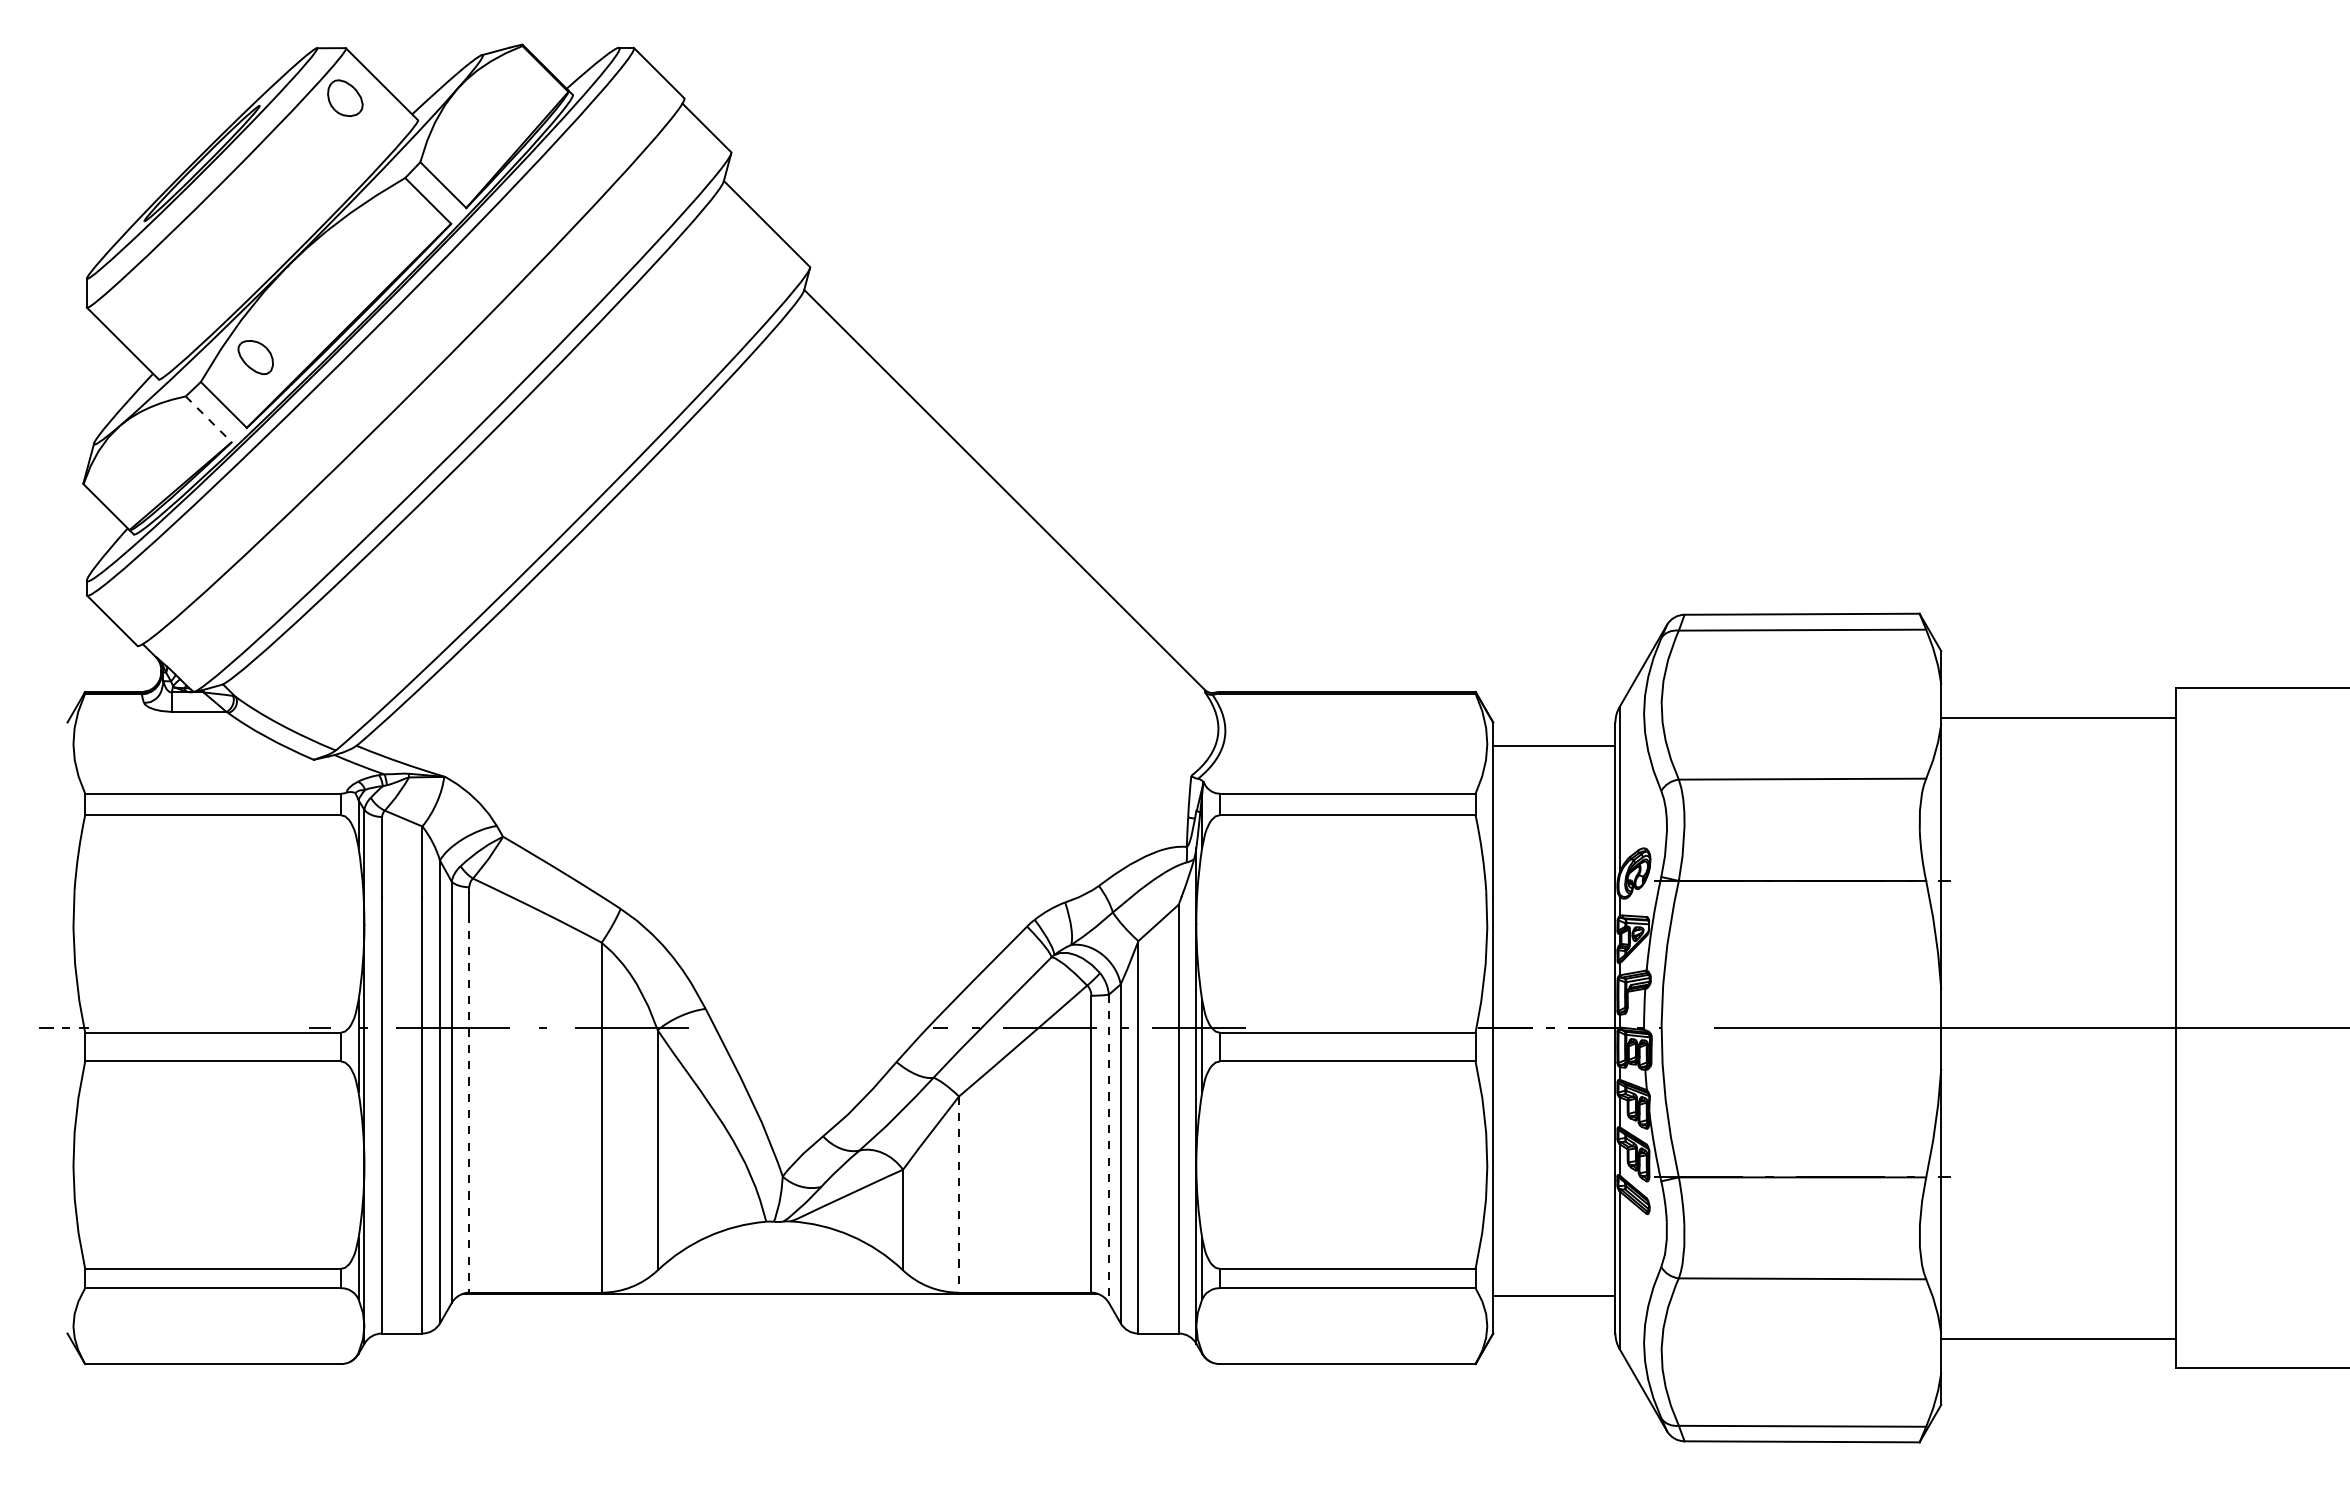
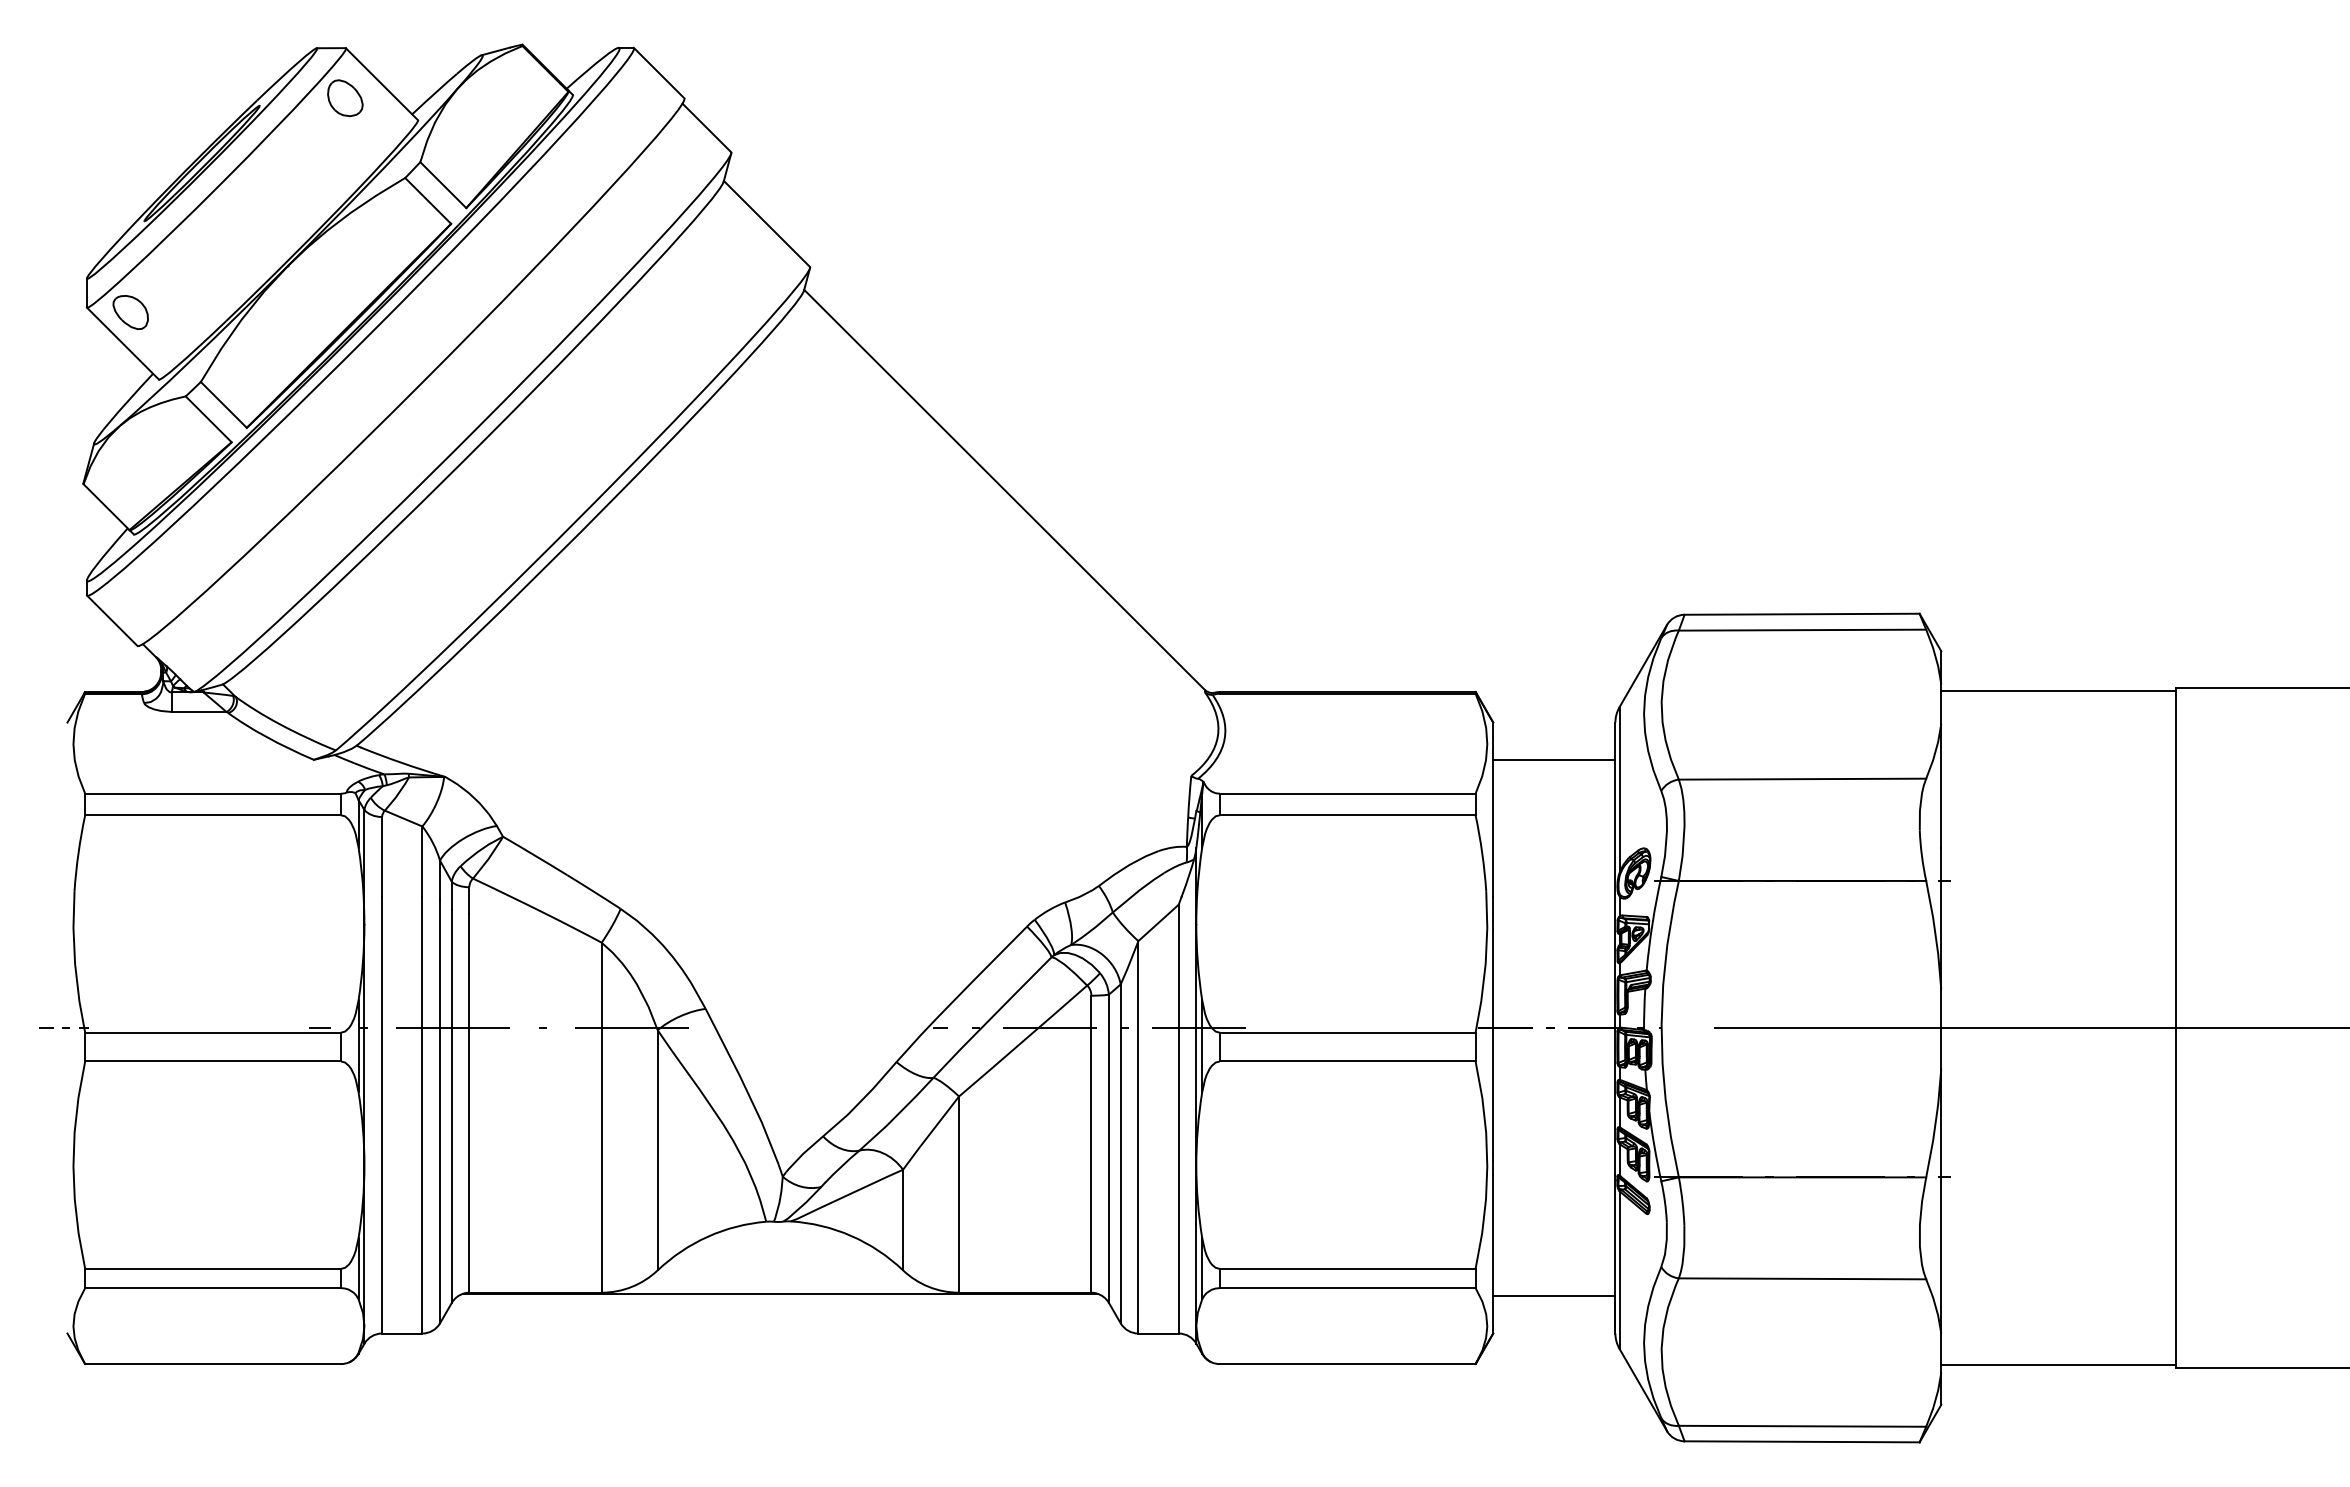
part position: (255, 357) -> (130, 312) (130, 312)
line: dashed -> solid (209, 419)
line position: (2058, 717) -> (2058, 690) (2058, 690)
line position: (1554, 746) -> (1554, 760) (1554, 760)
line: dashed -> solid (469, 1104)
line: dashed -> solid (1108, 1149)
line: dashed -> solid (959, 1195)
line position: (2058, 1339) -> (2058, 1365) (2058, 1365)
